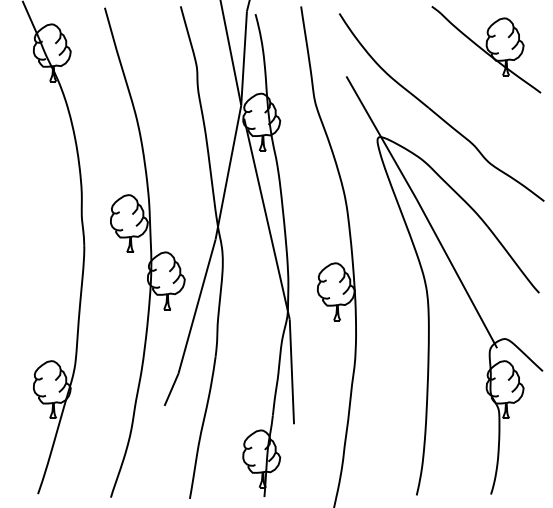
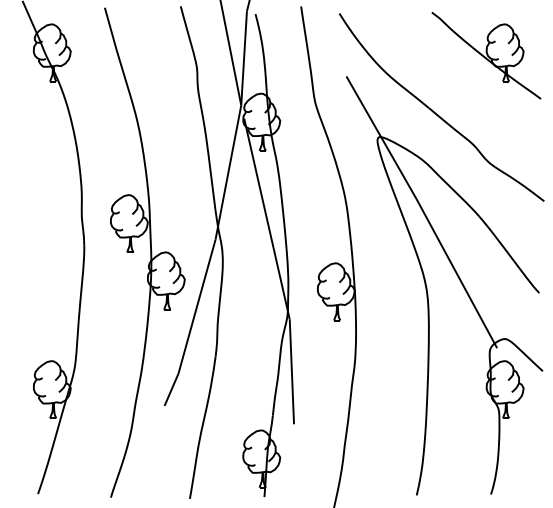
part position: (486, 49) -> (486, 55) (486, 55)
